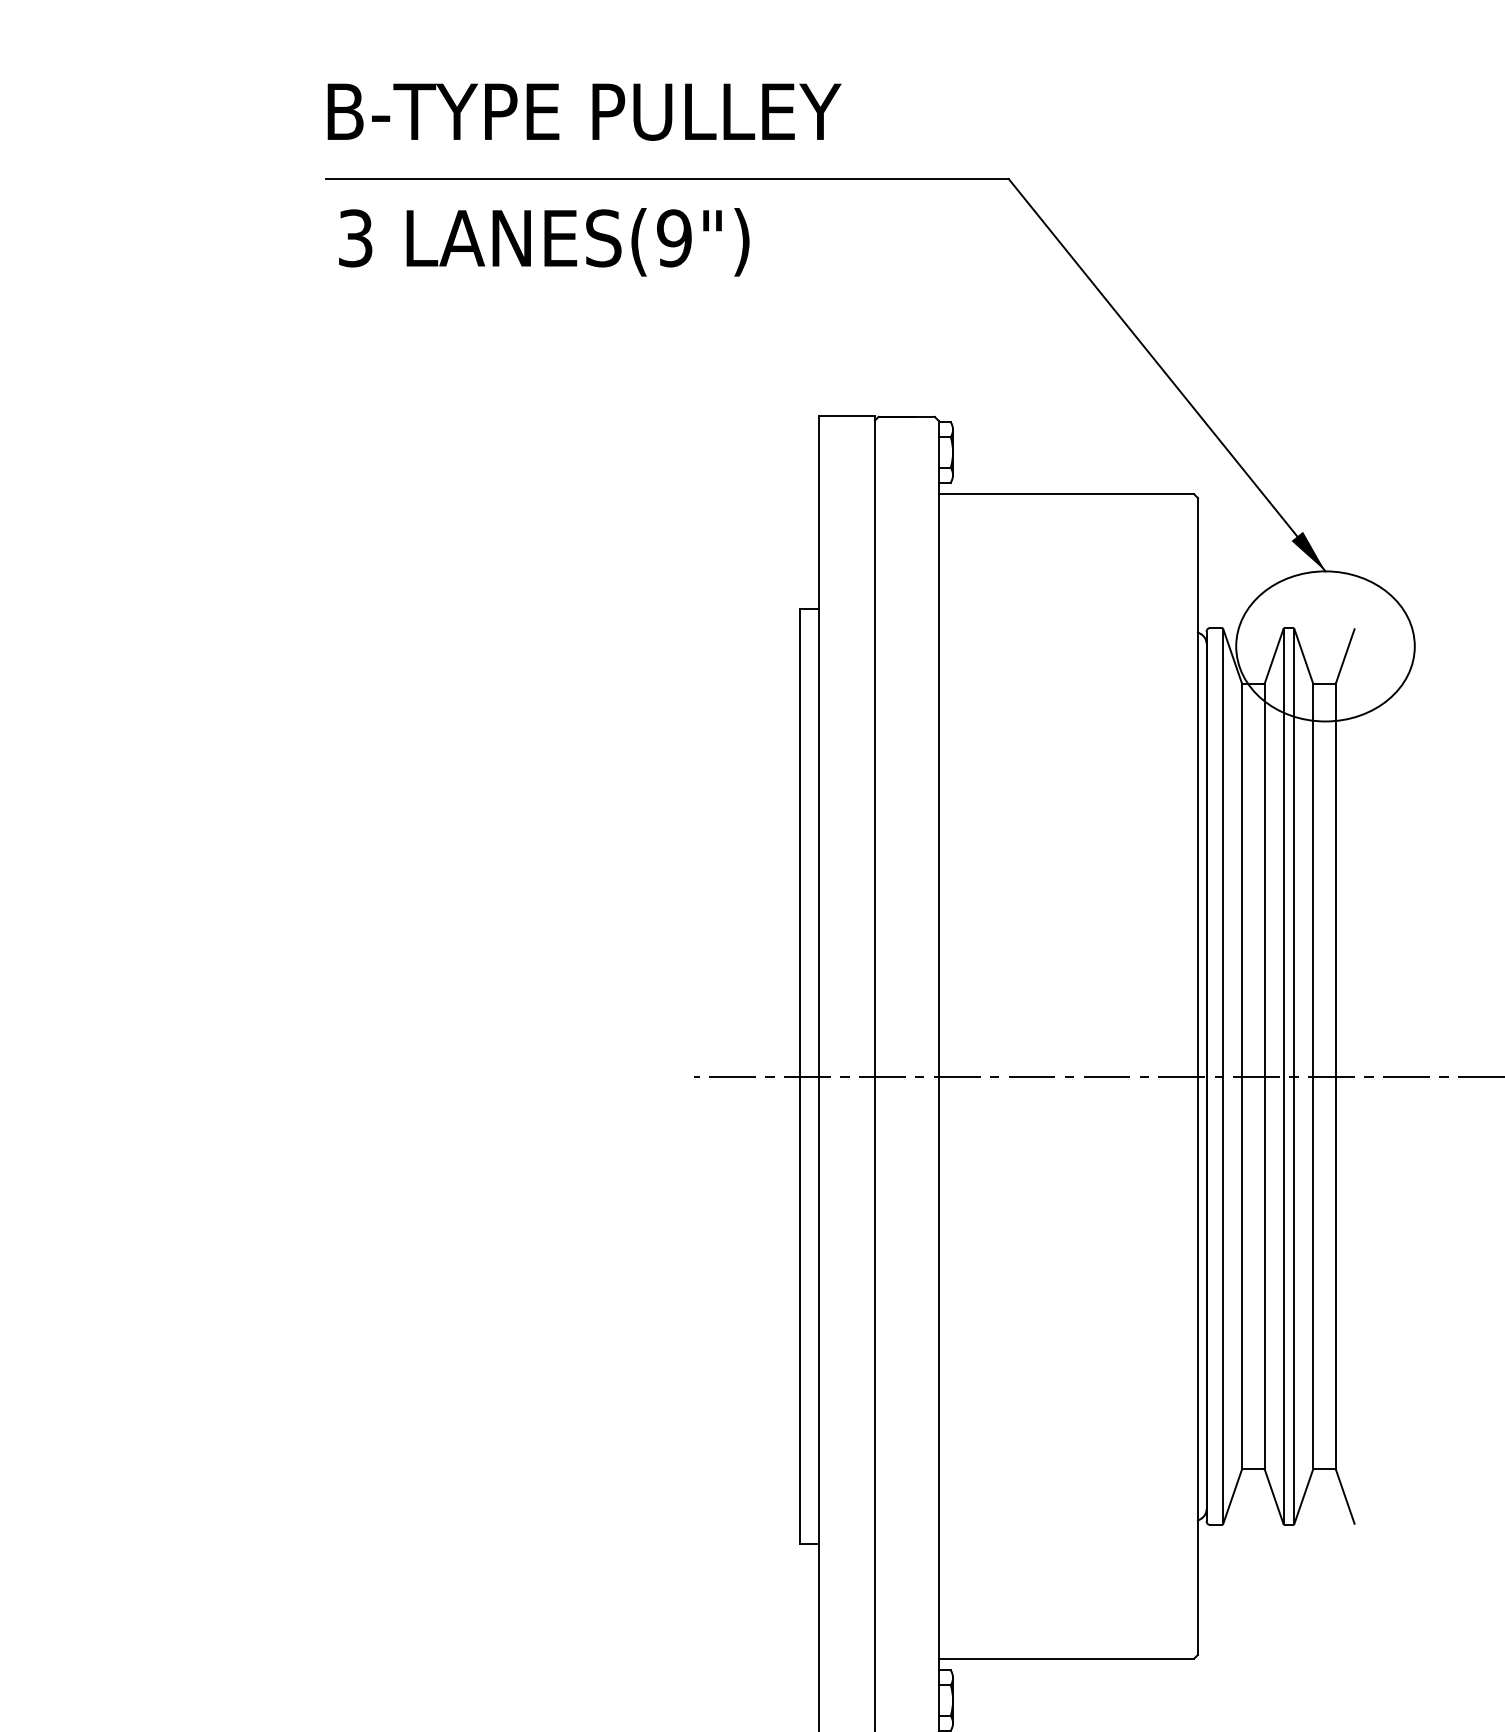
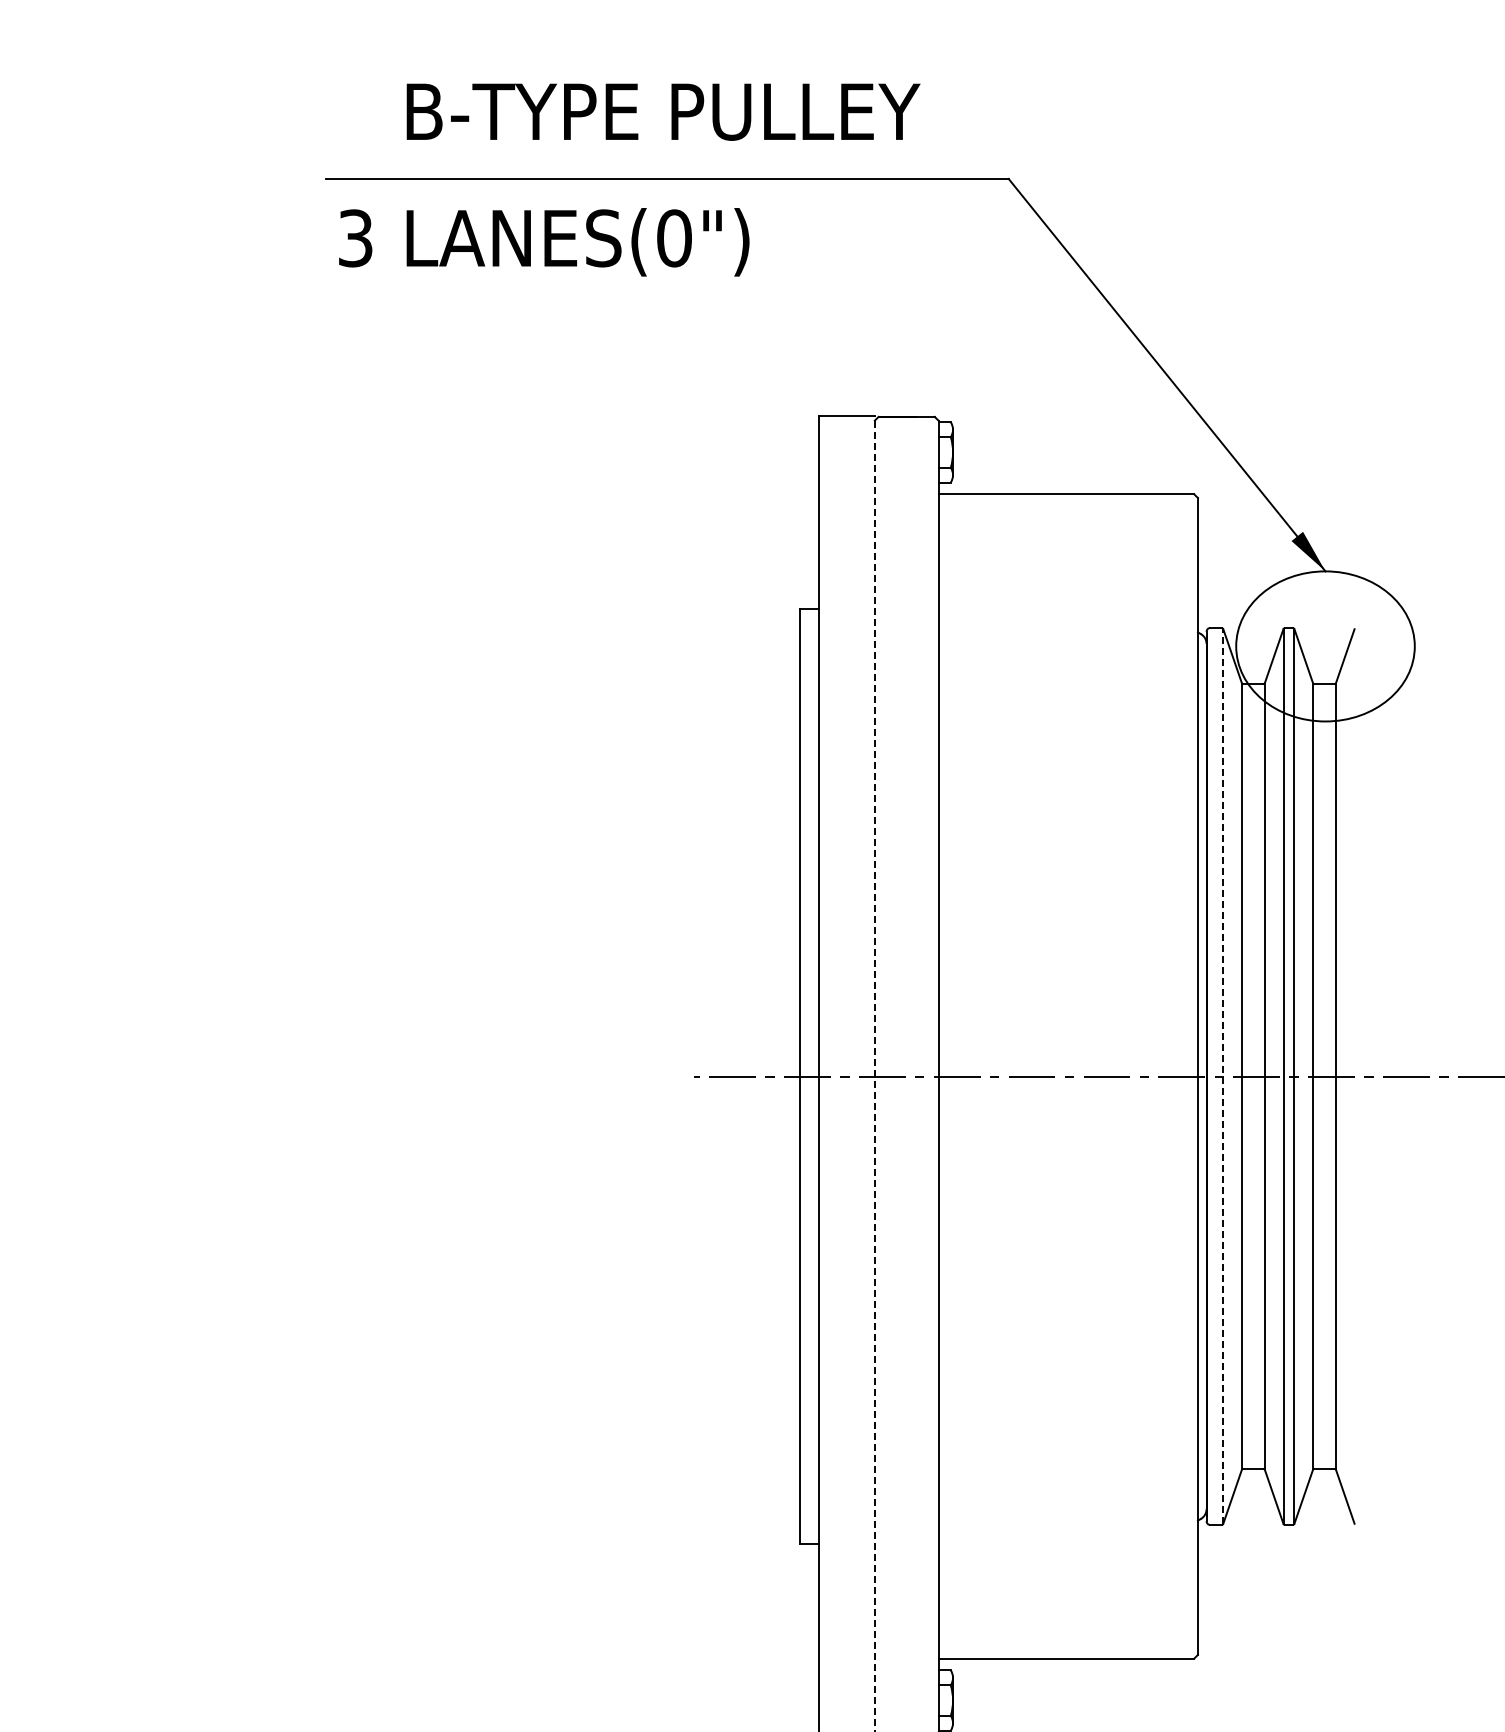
text position: (584, 111) -> (663, 111) (663, 111)
text: LANES(9") -> LANES(0") (674, 238)
line: solid -> dashed (874, 1073)
line: solid -> dashed (1222, 1076)
